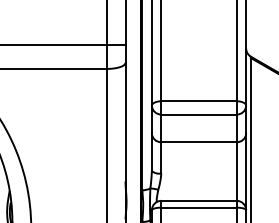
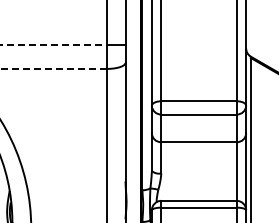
line: solid -> dashed (53, 44)
line: solid -> dashed (53, 68)
